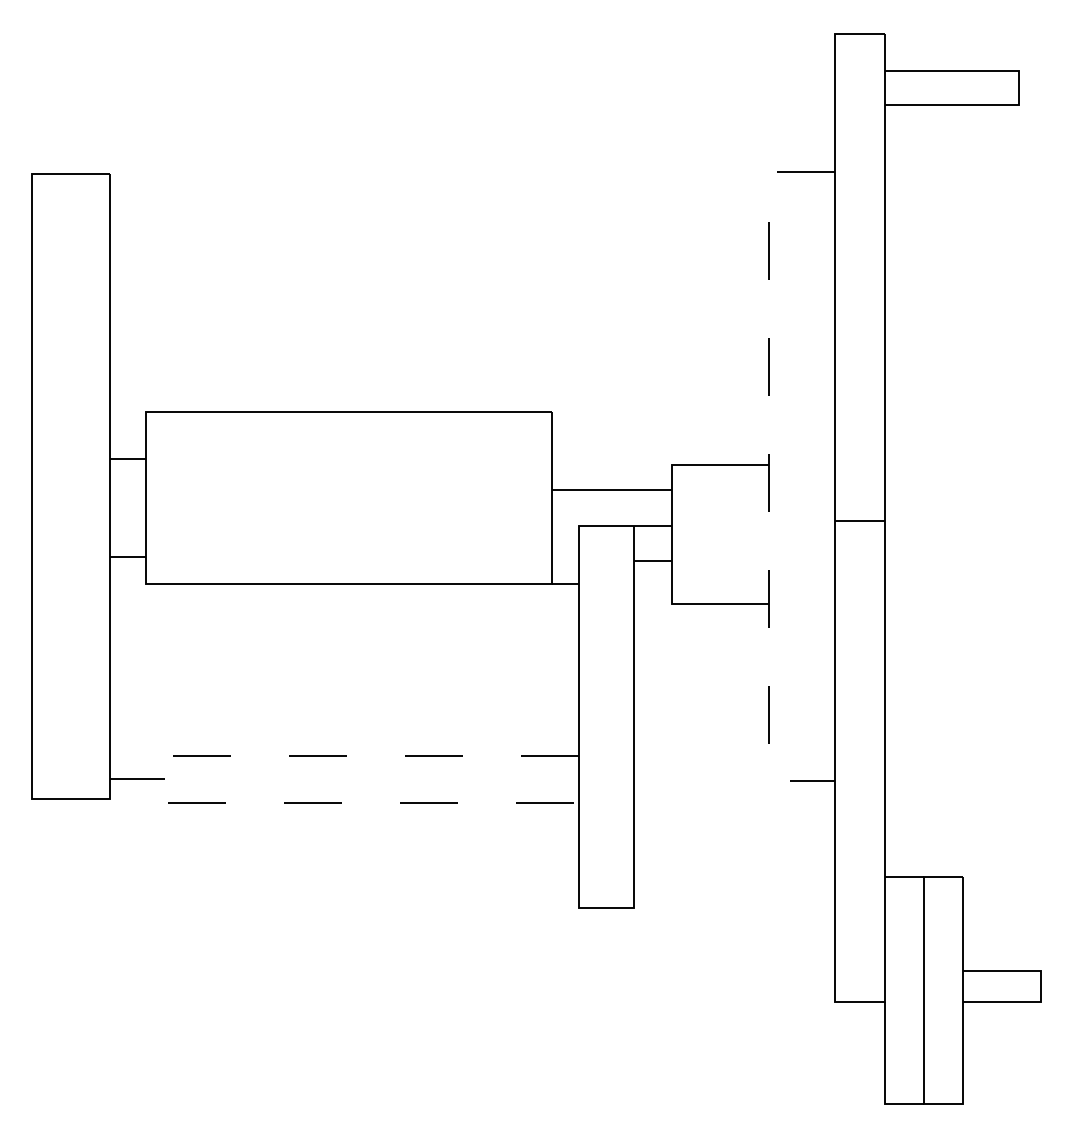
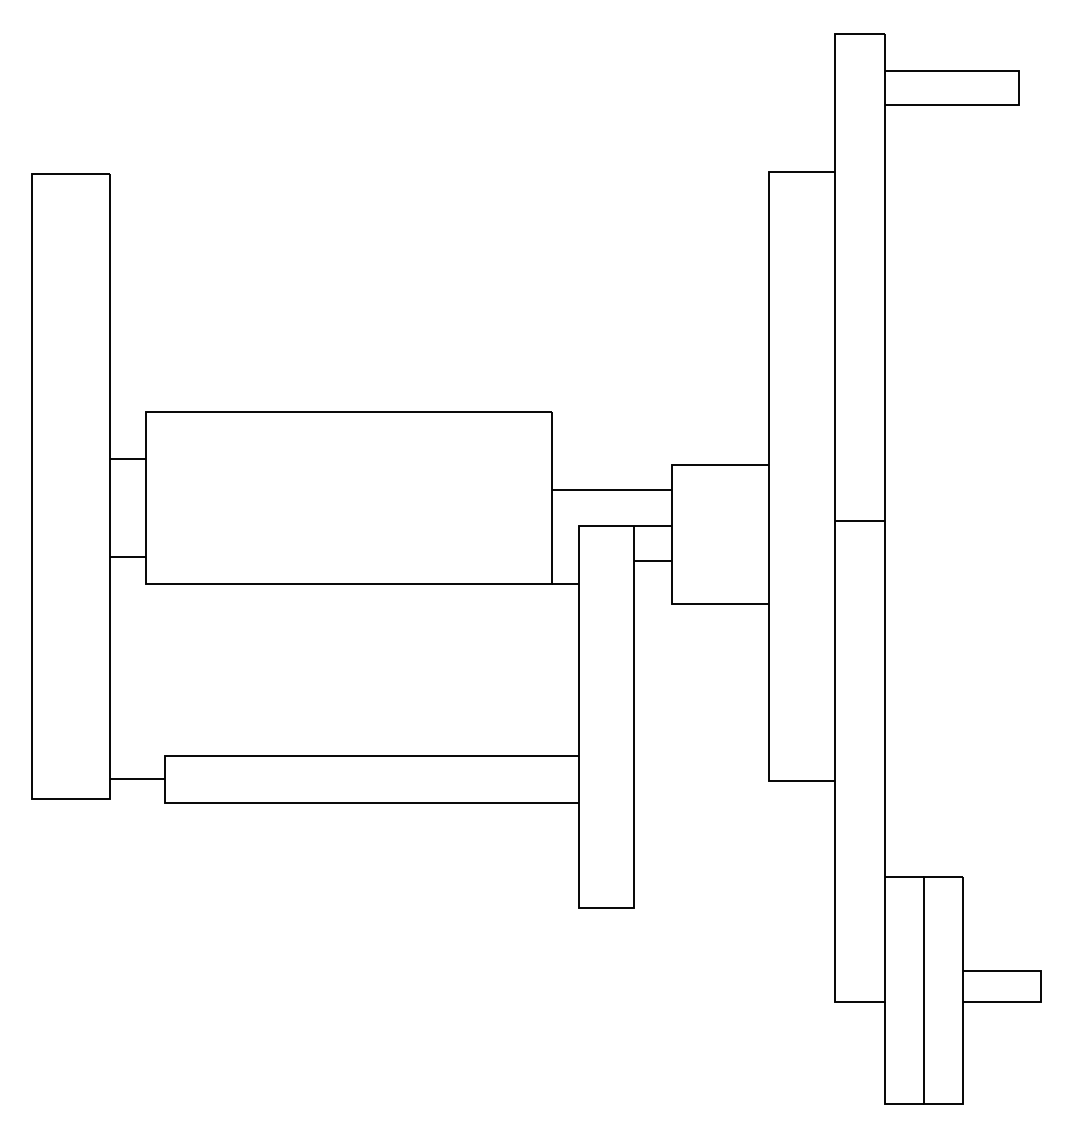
line: dashed -> solid (769, 476)
line: dashed -> solid (165, 779)
